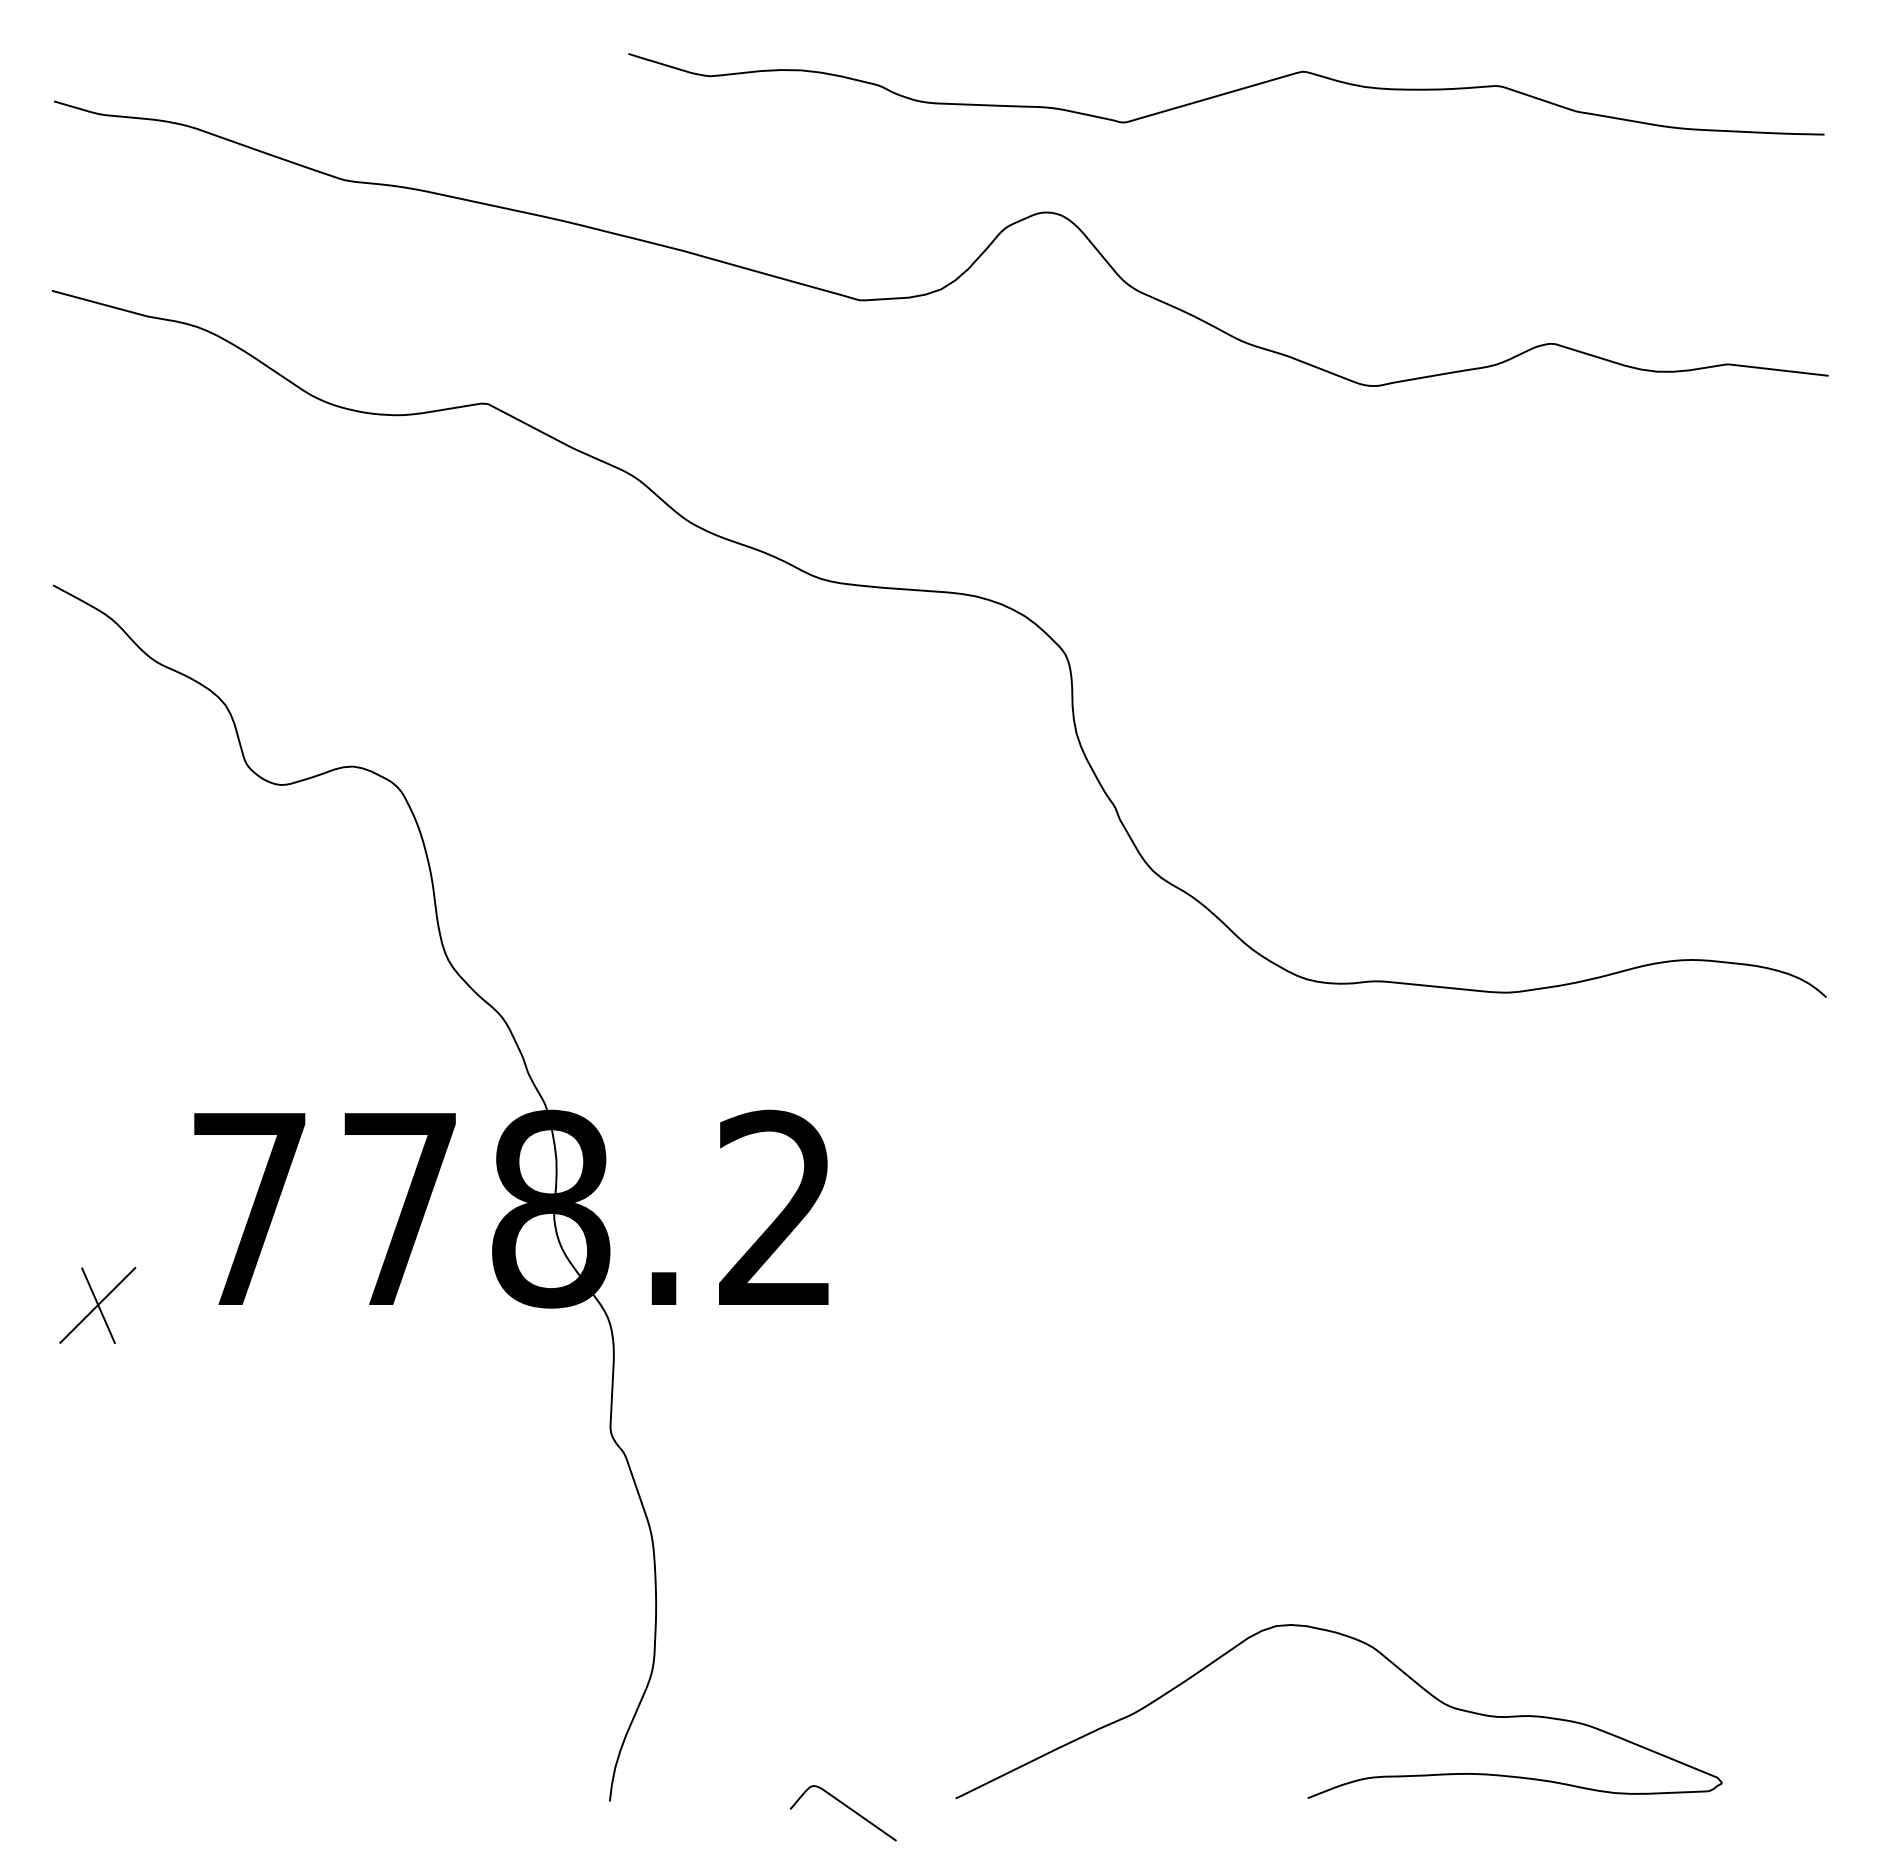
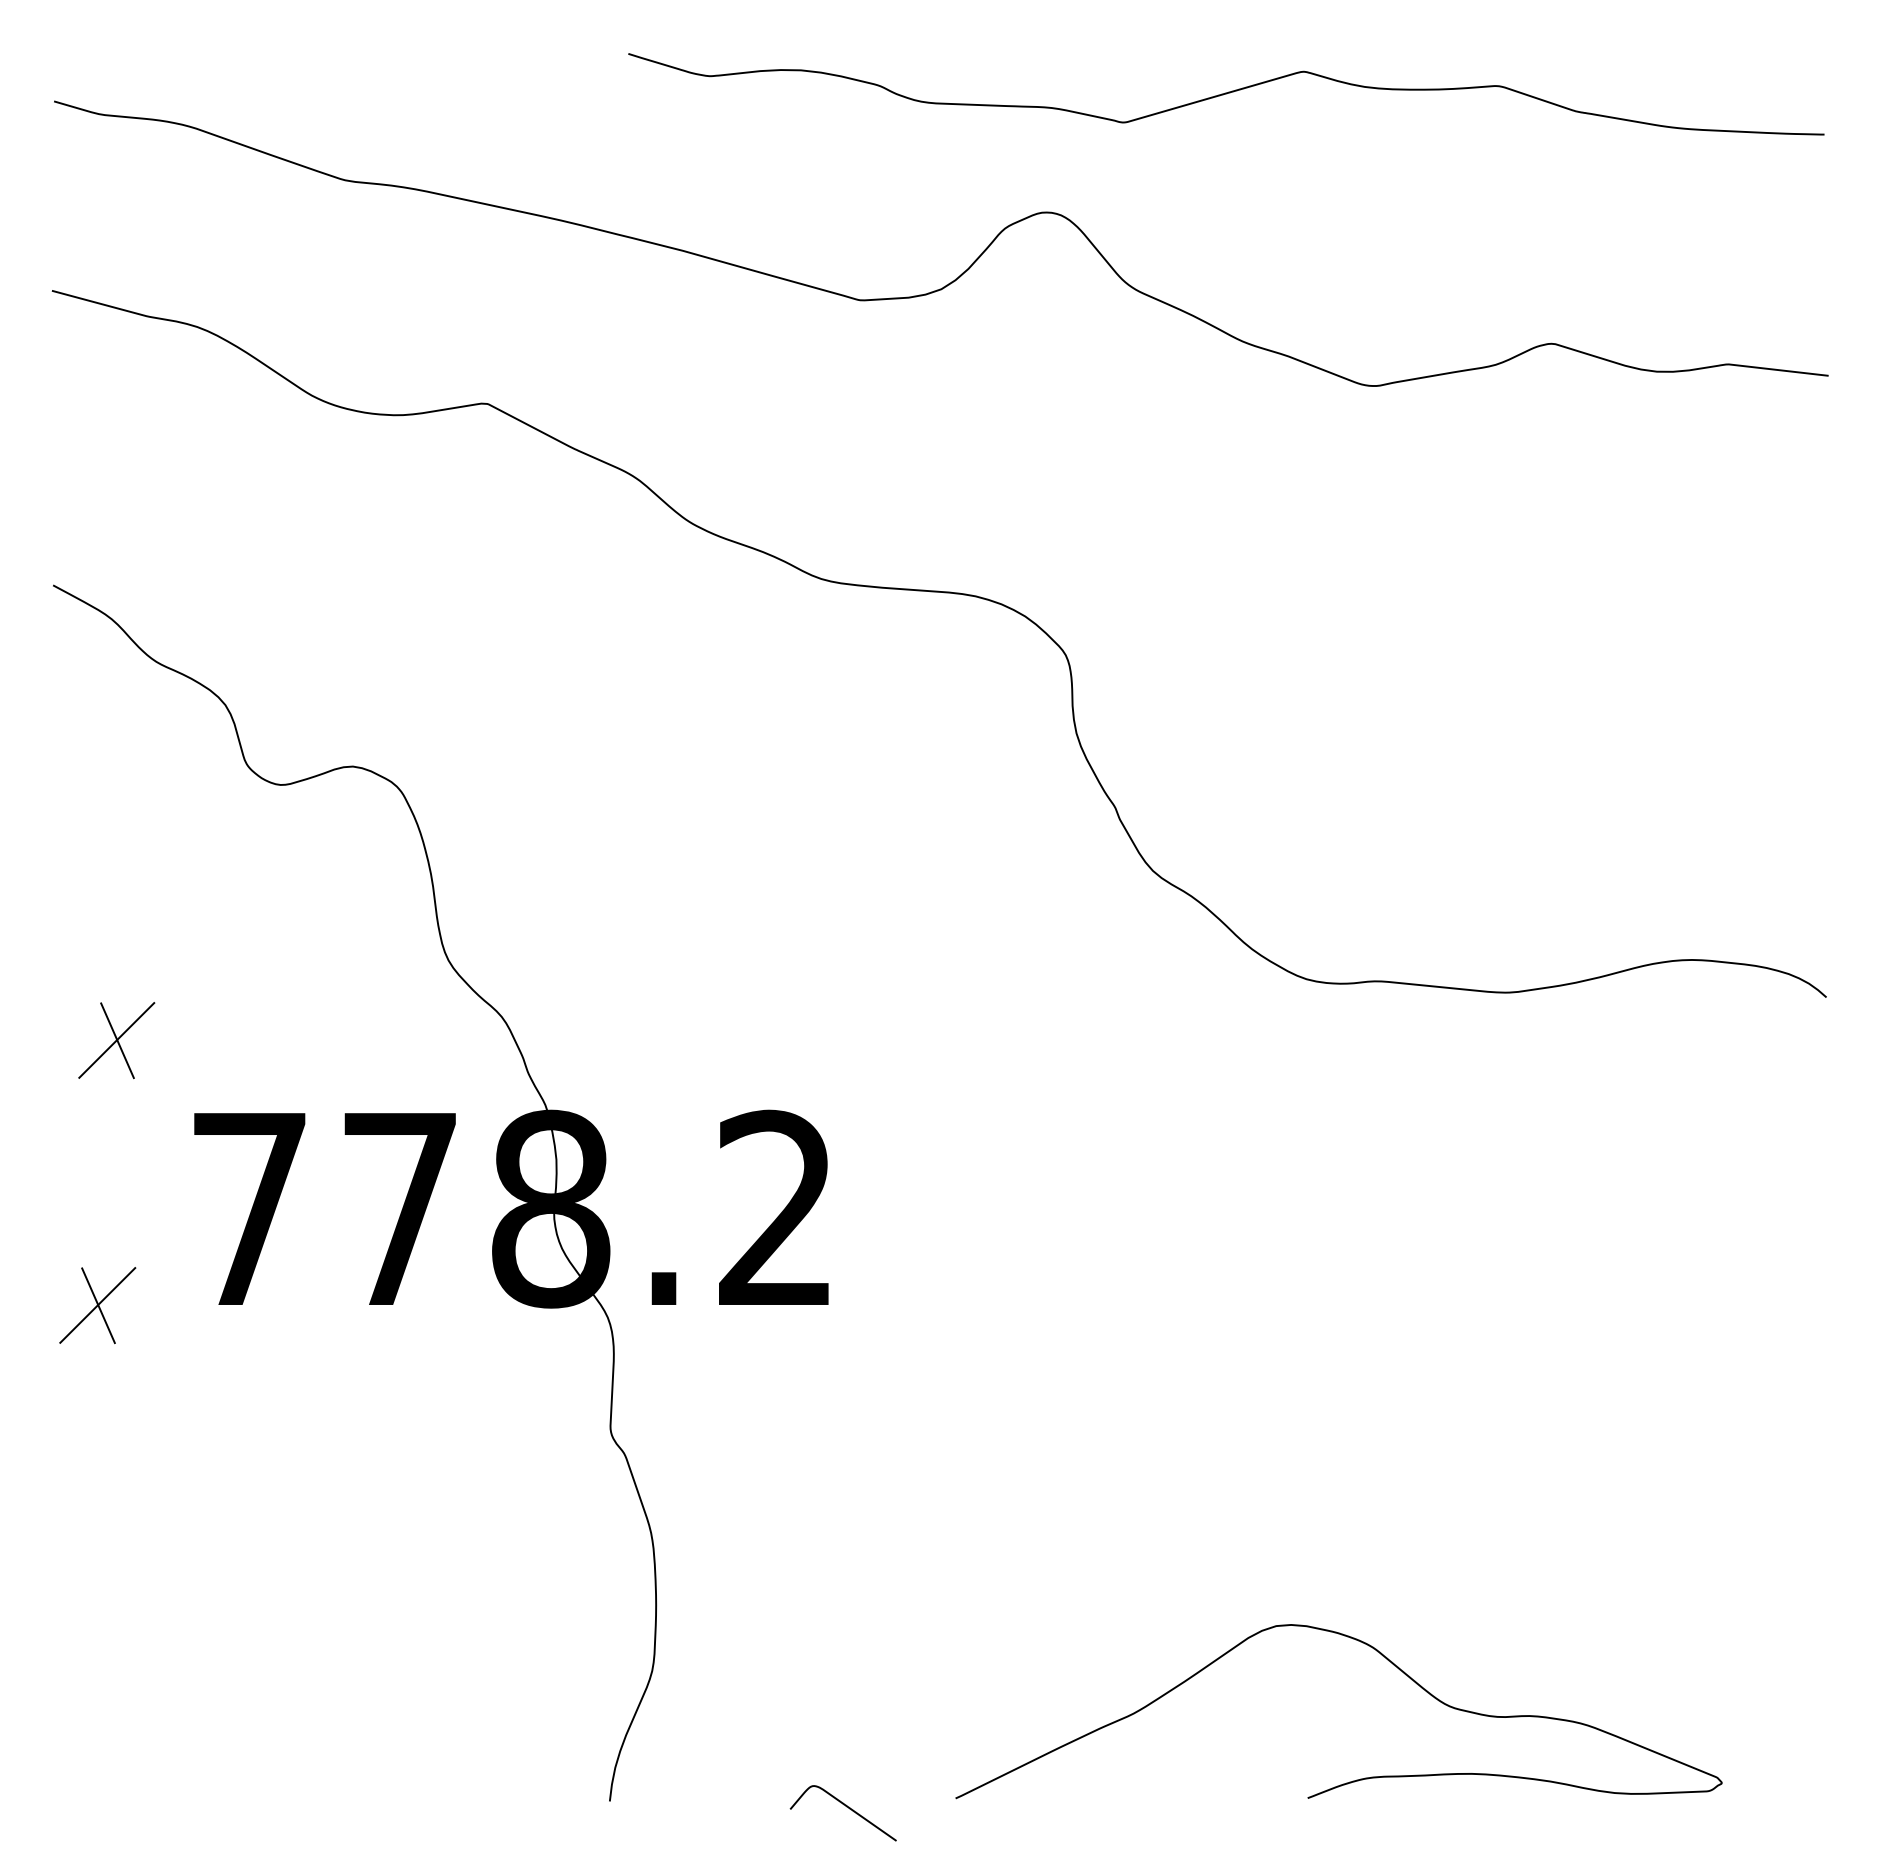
part: none -> present (116, 1040)
